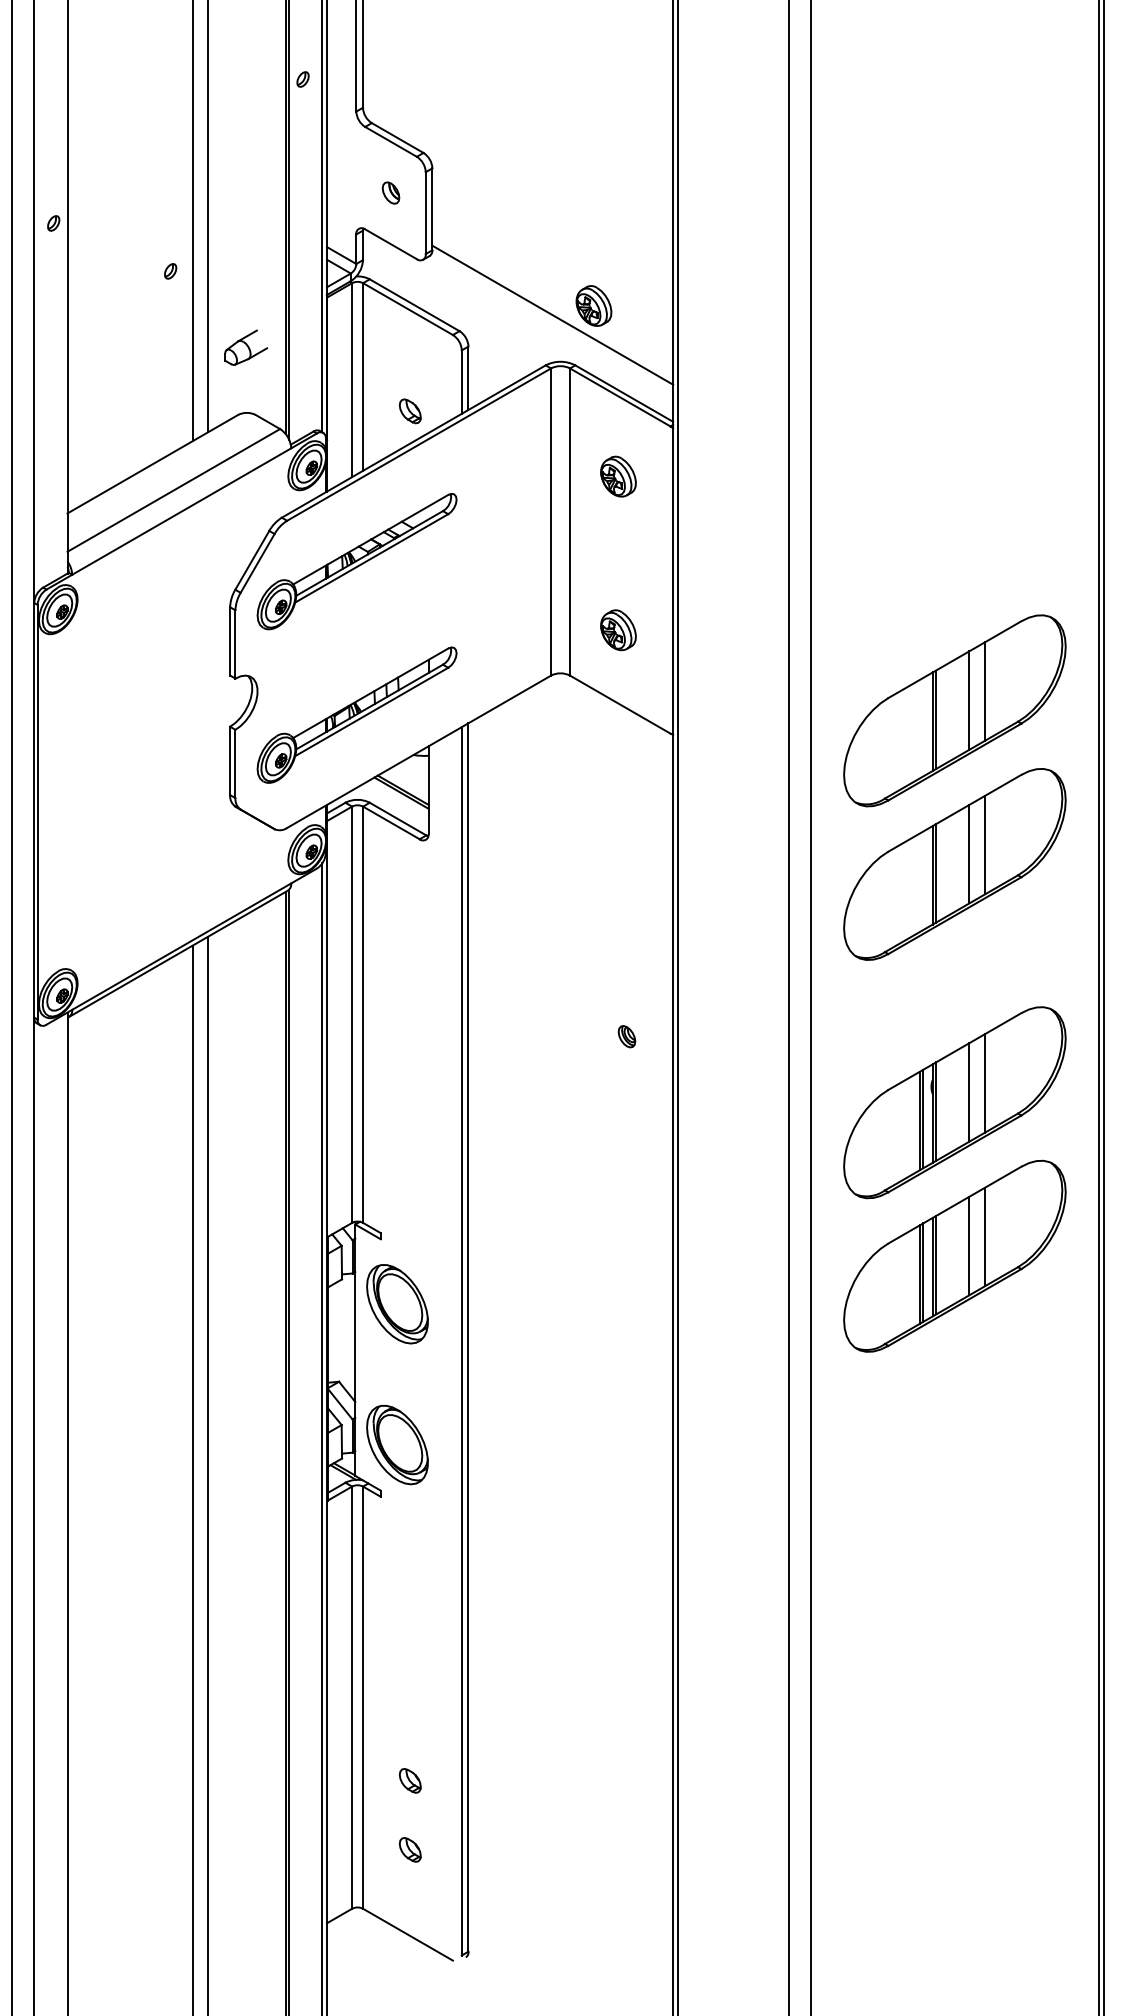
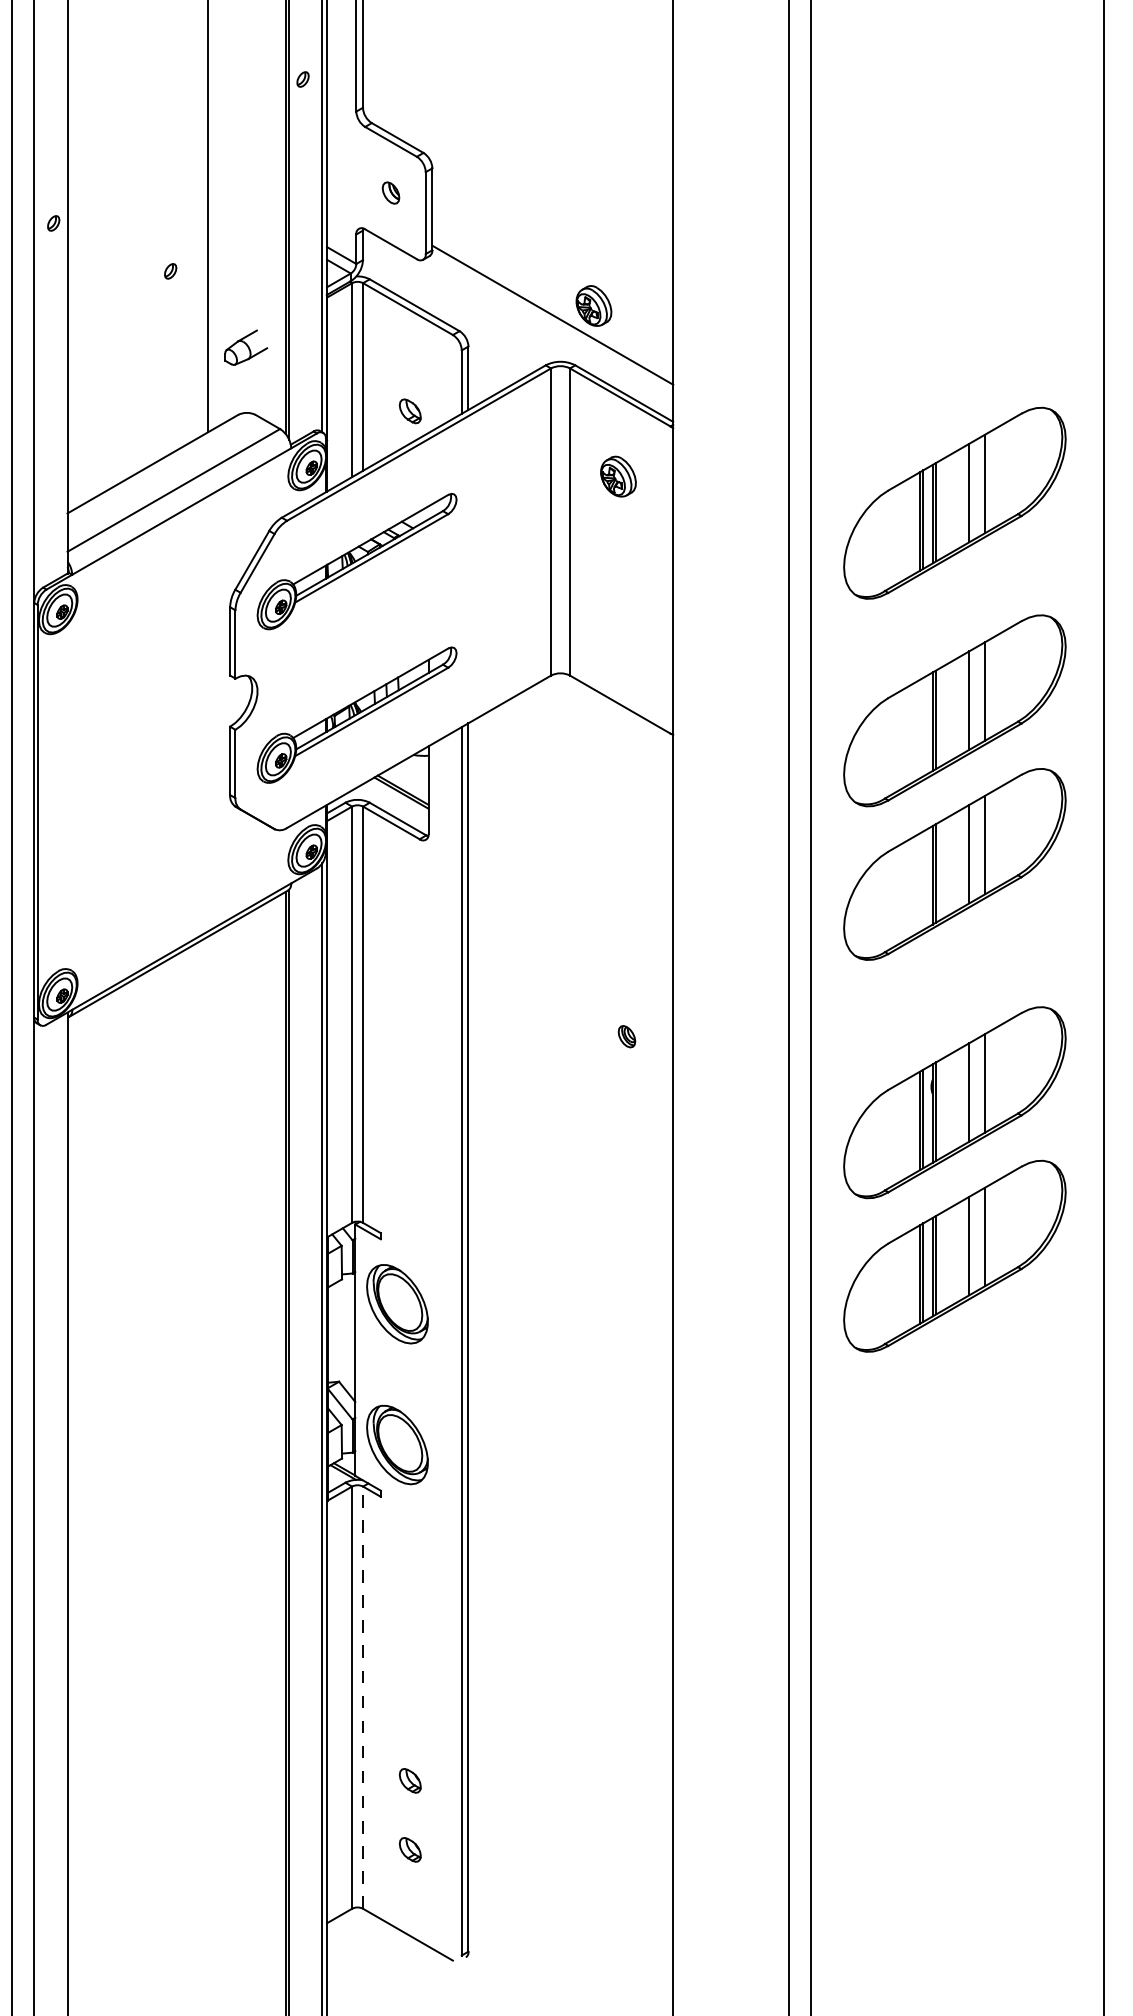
line: present -> none (192, 221)
part: none -> present (954, 502)
part: present -> none (618, 630)
line: present -> none (677, 1007)
line: present -> none (1098, 1007)
line: present -> none (208, 1474)
line: present -> none (192, 1478)
line: solid -> dashed (363, 1697)
